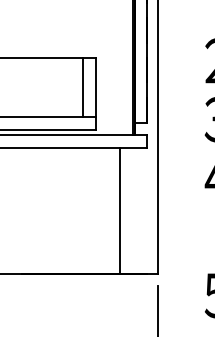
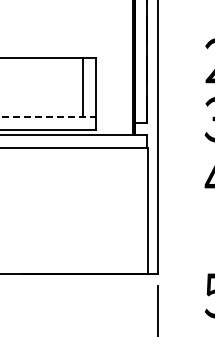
line: solid -> dashed (48, 117)
line position: (119, 210) -> (147, 210) (147, 210)
